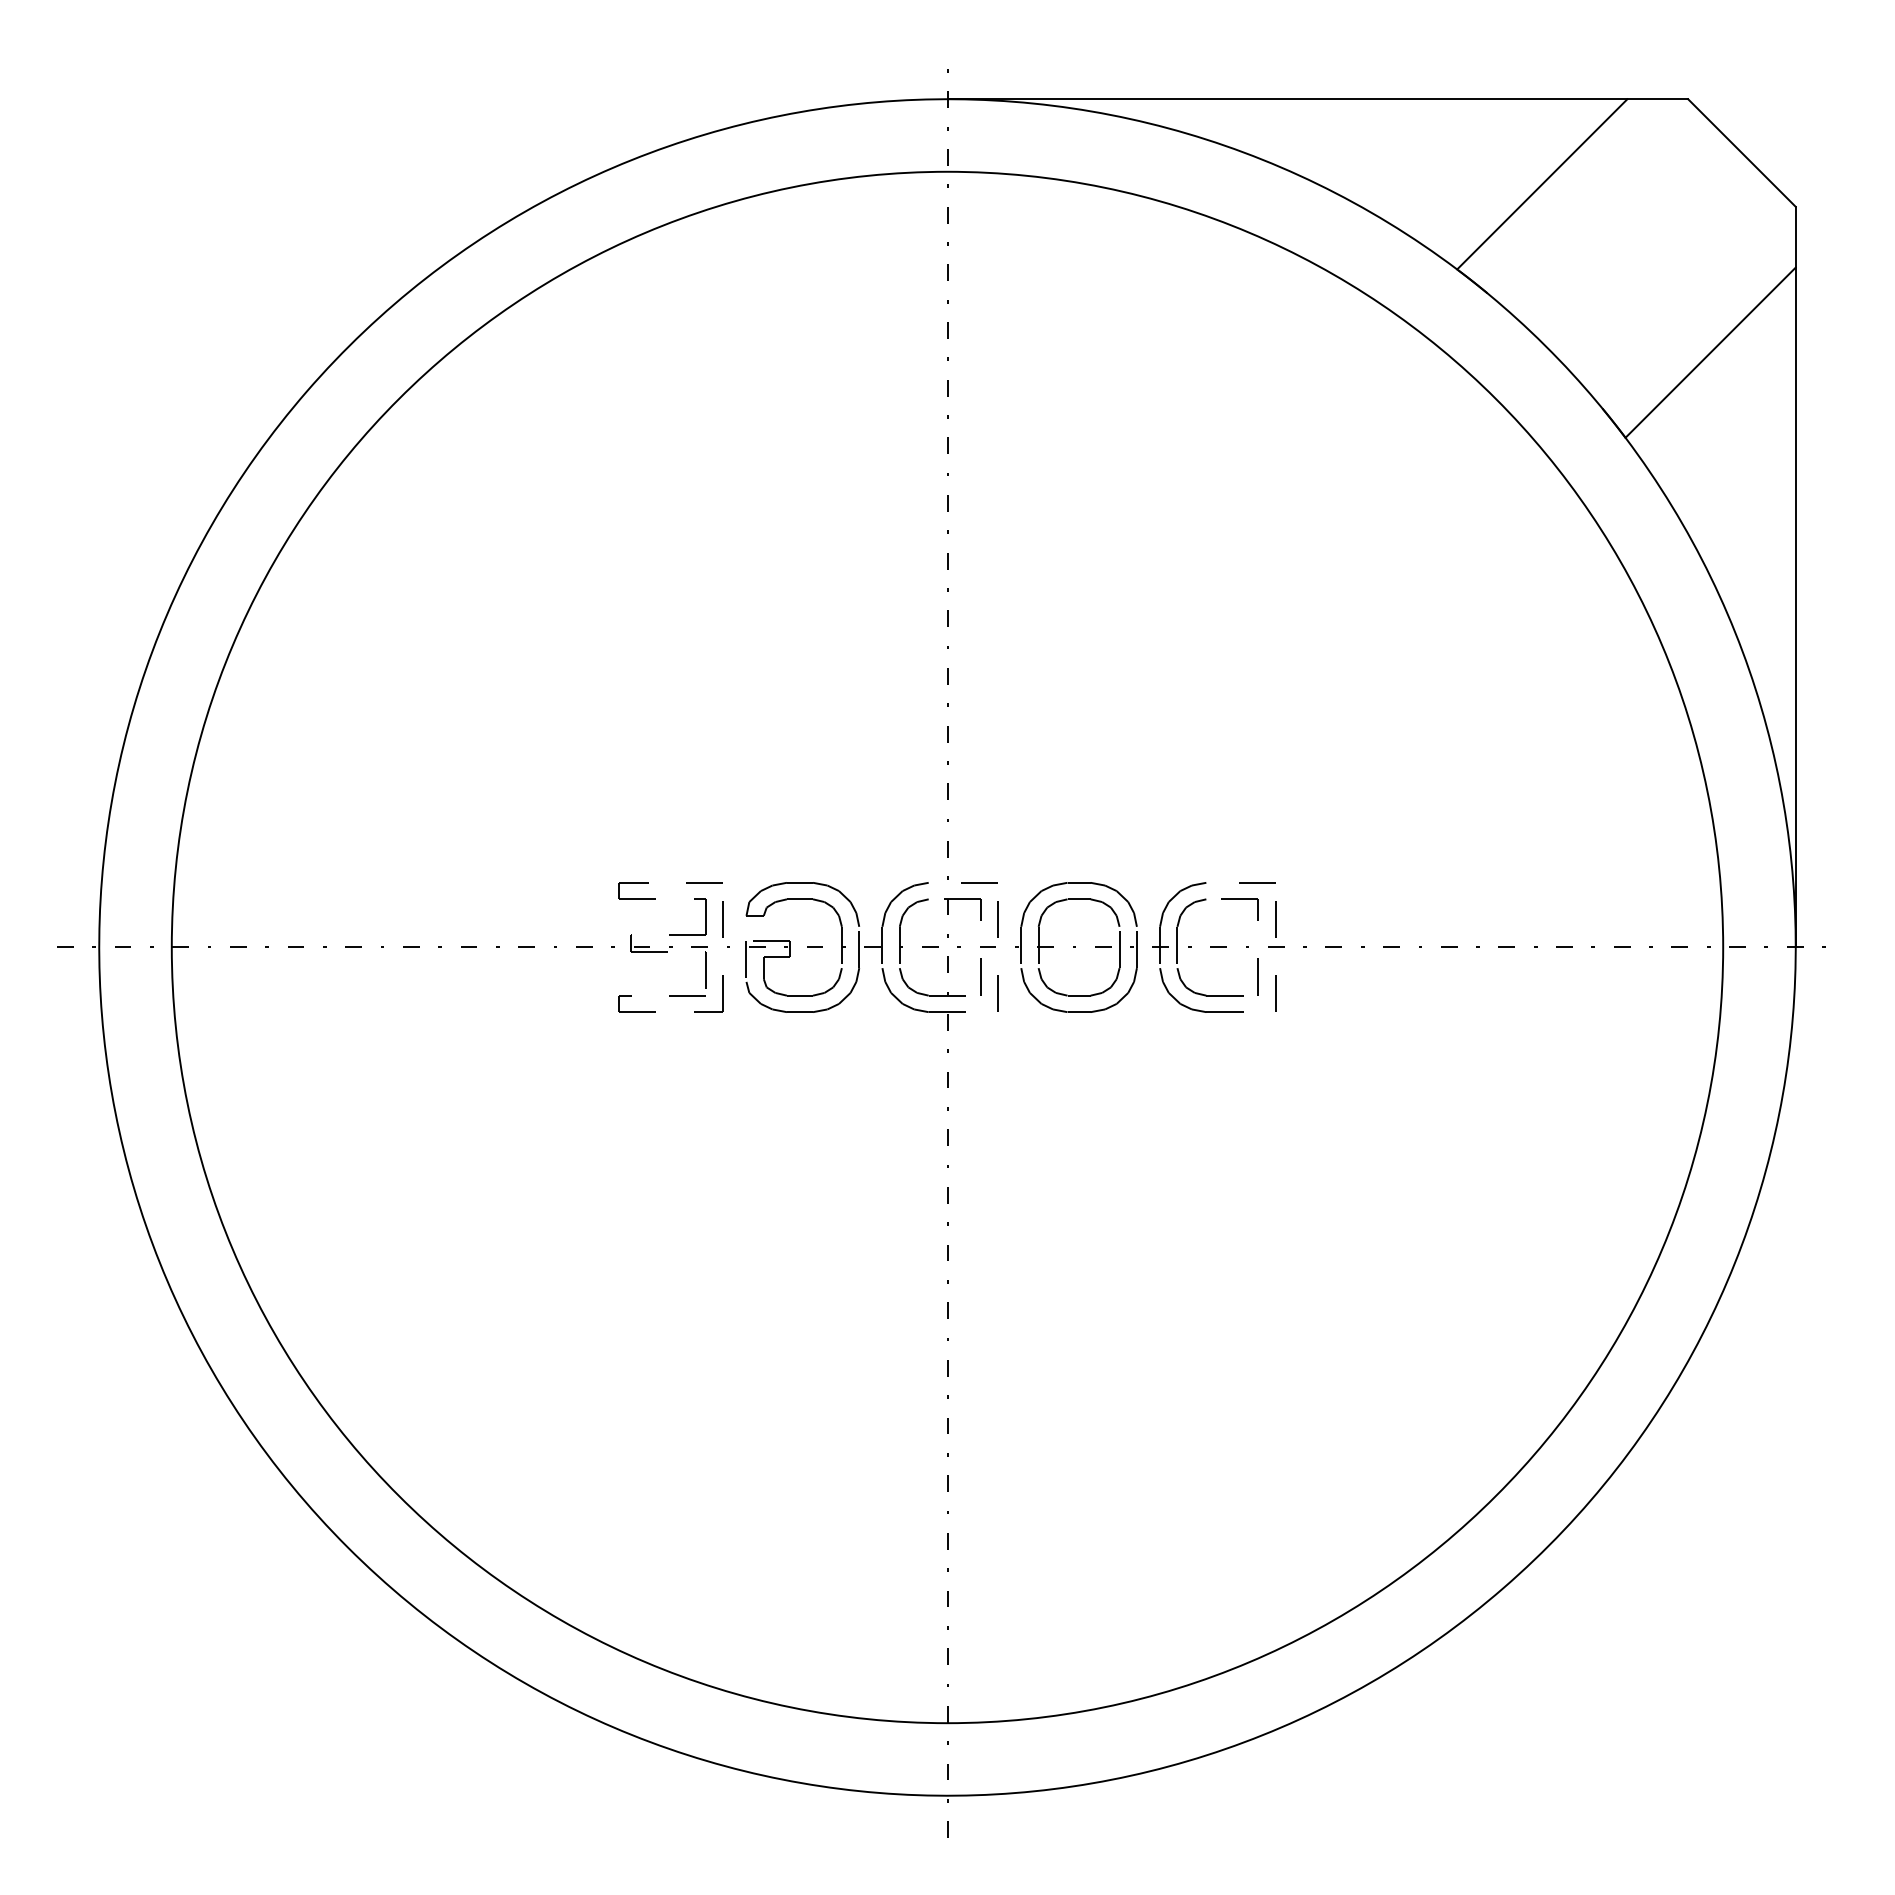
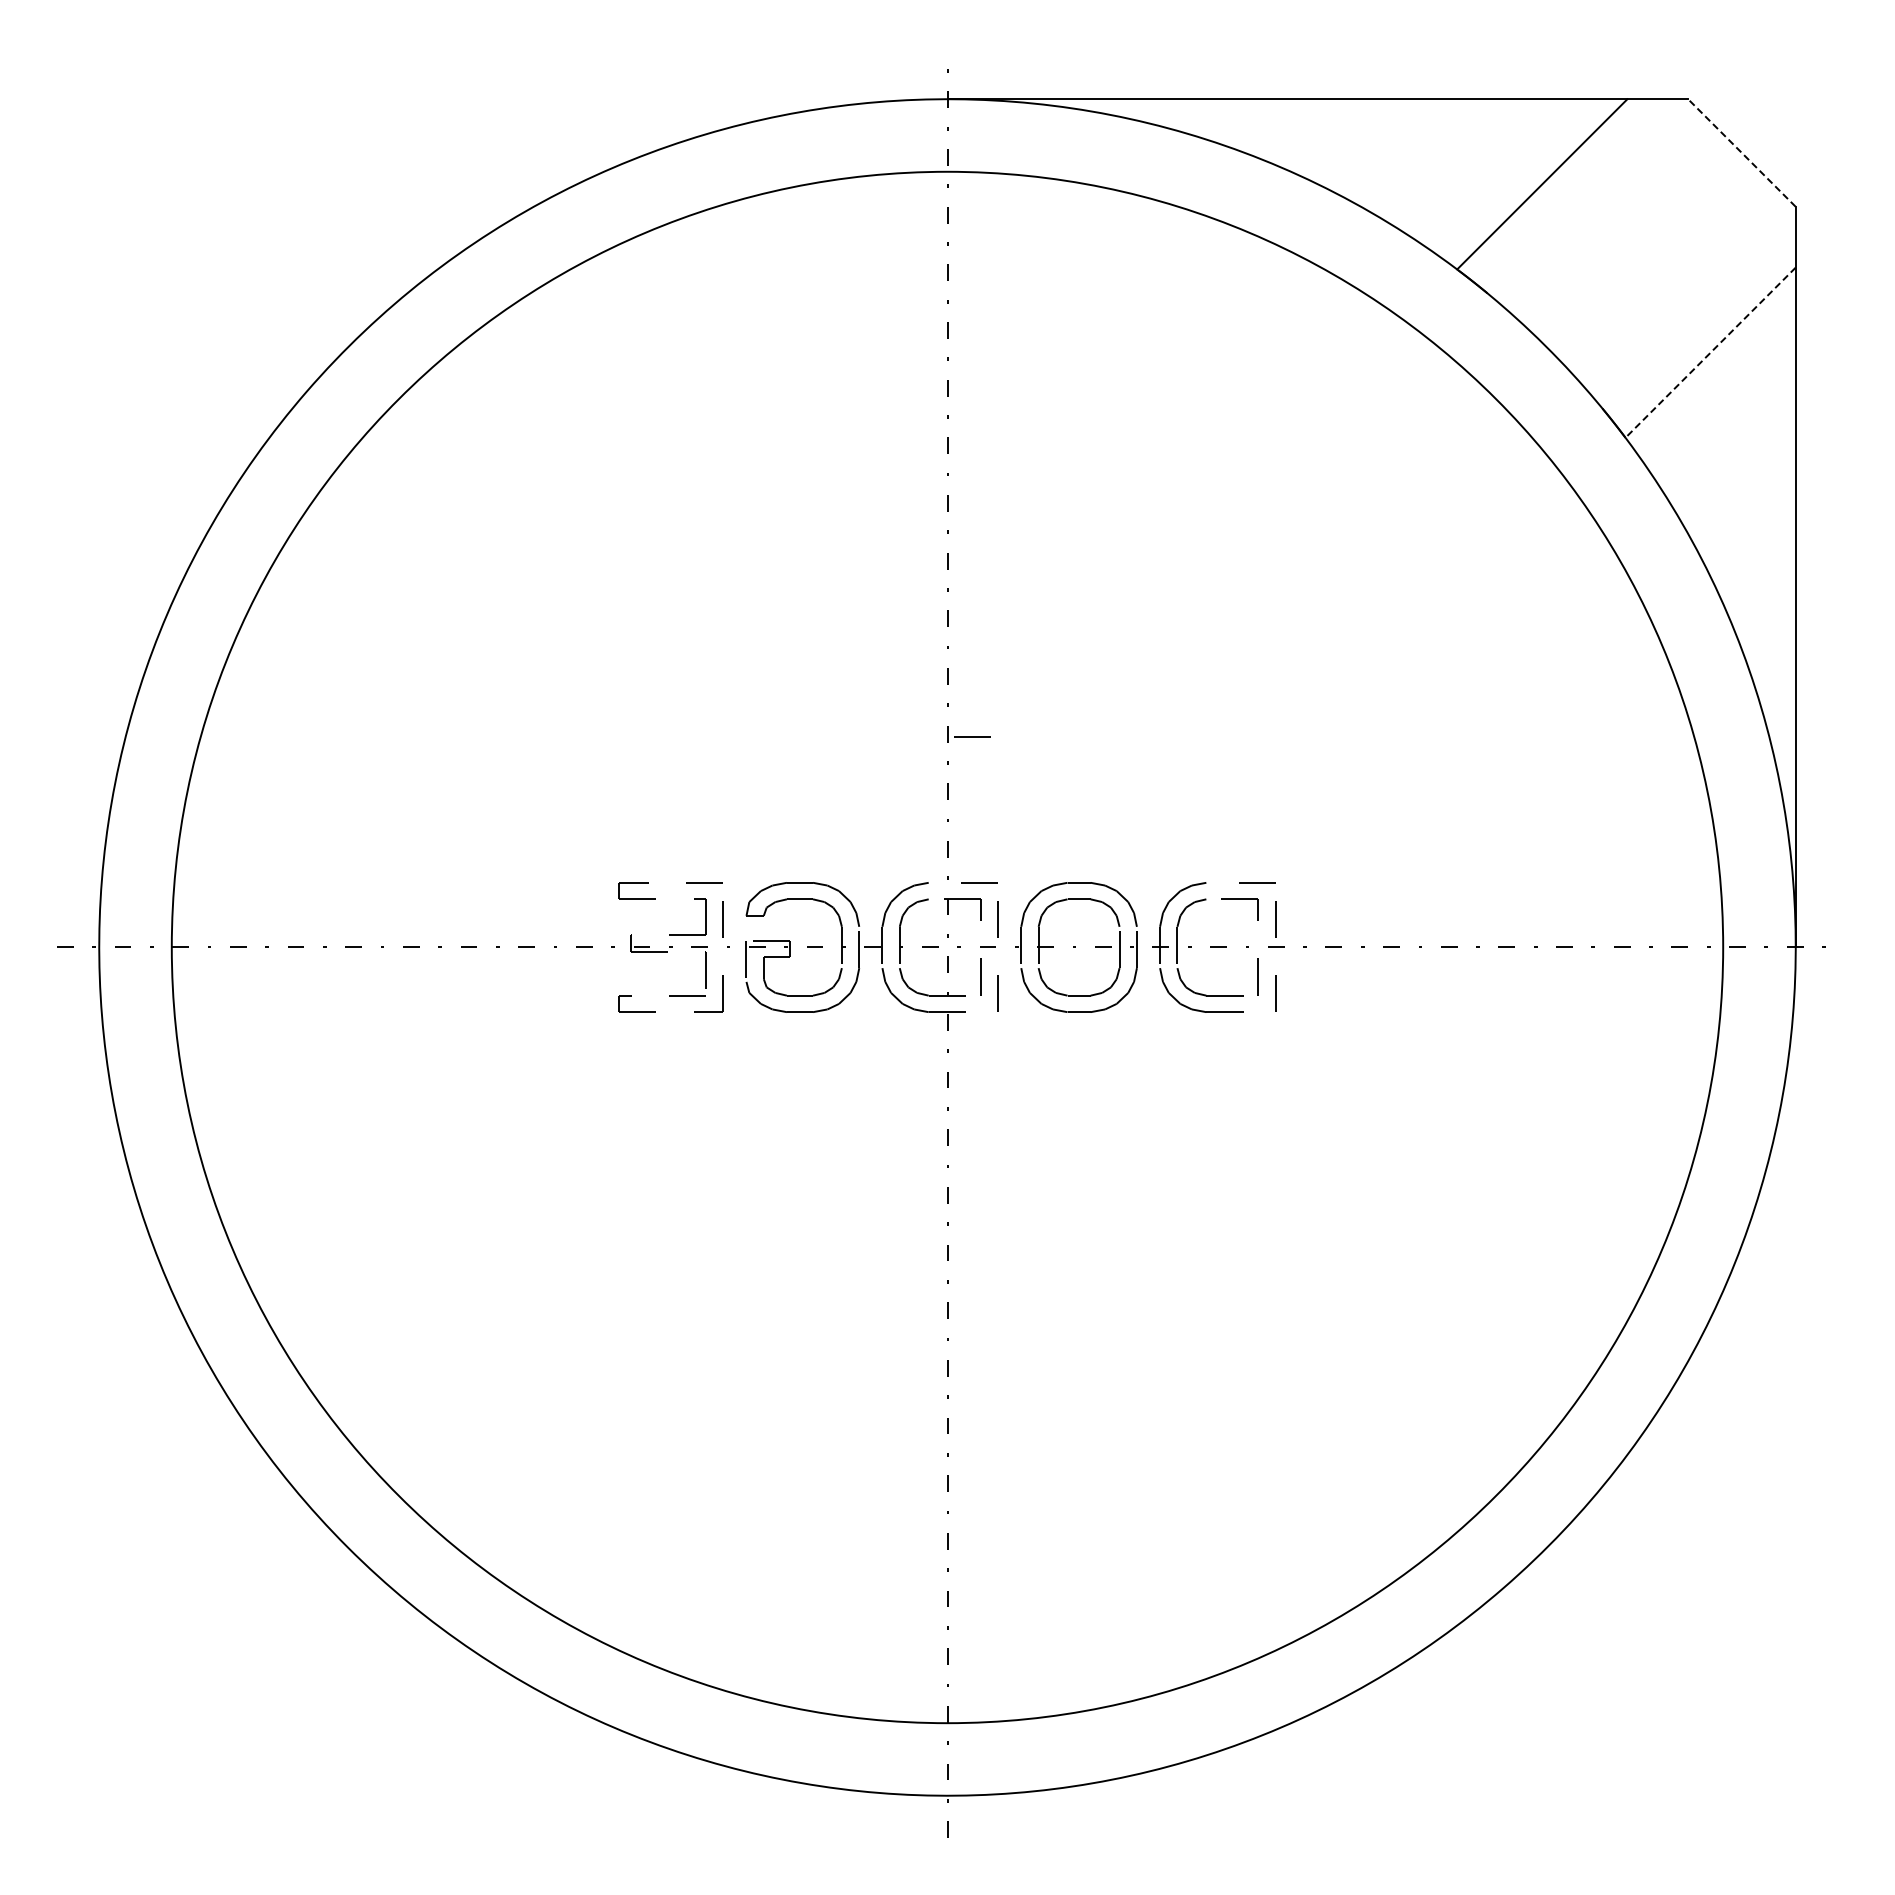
line: solid -> dashed (1741, 152)
line: solid -> dashed (1710, 353)
line: none -> present (972, 736)
